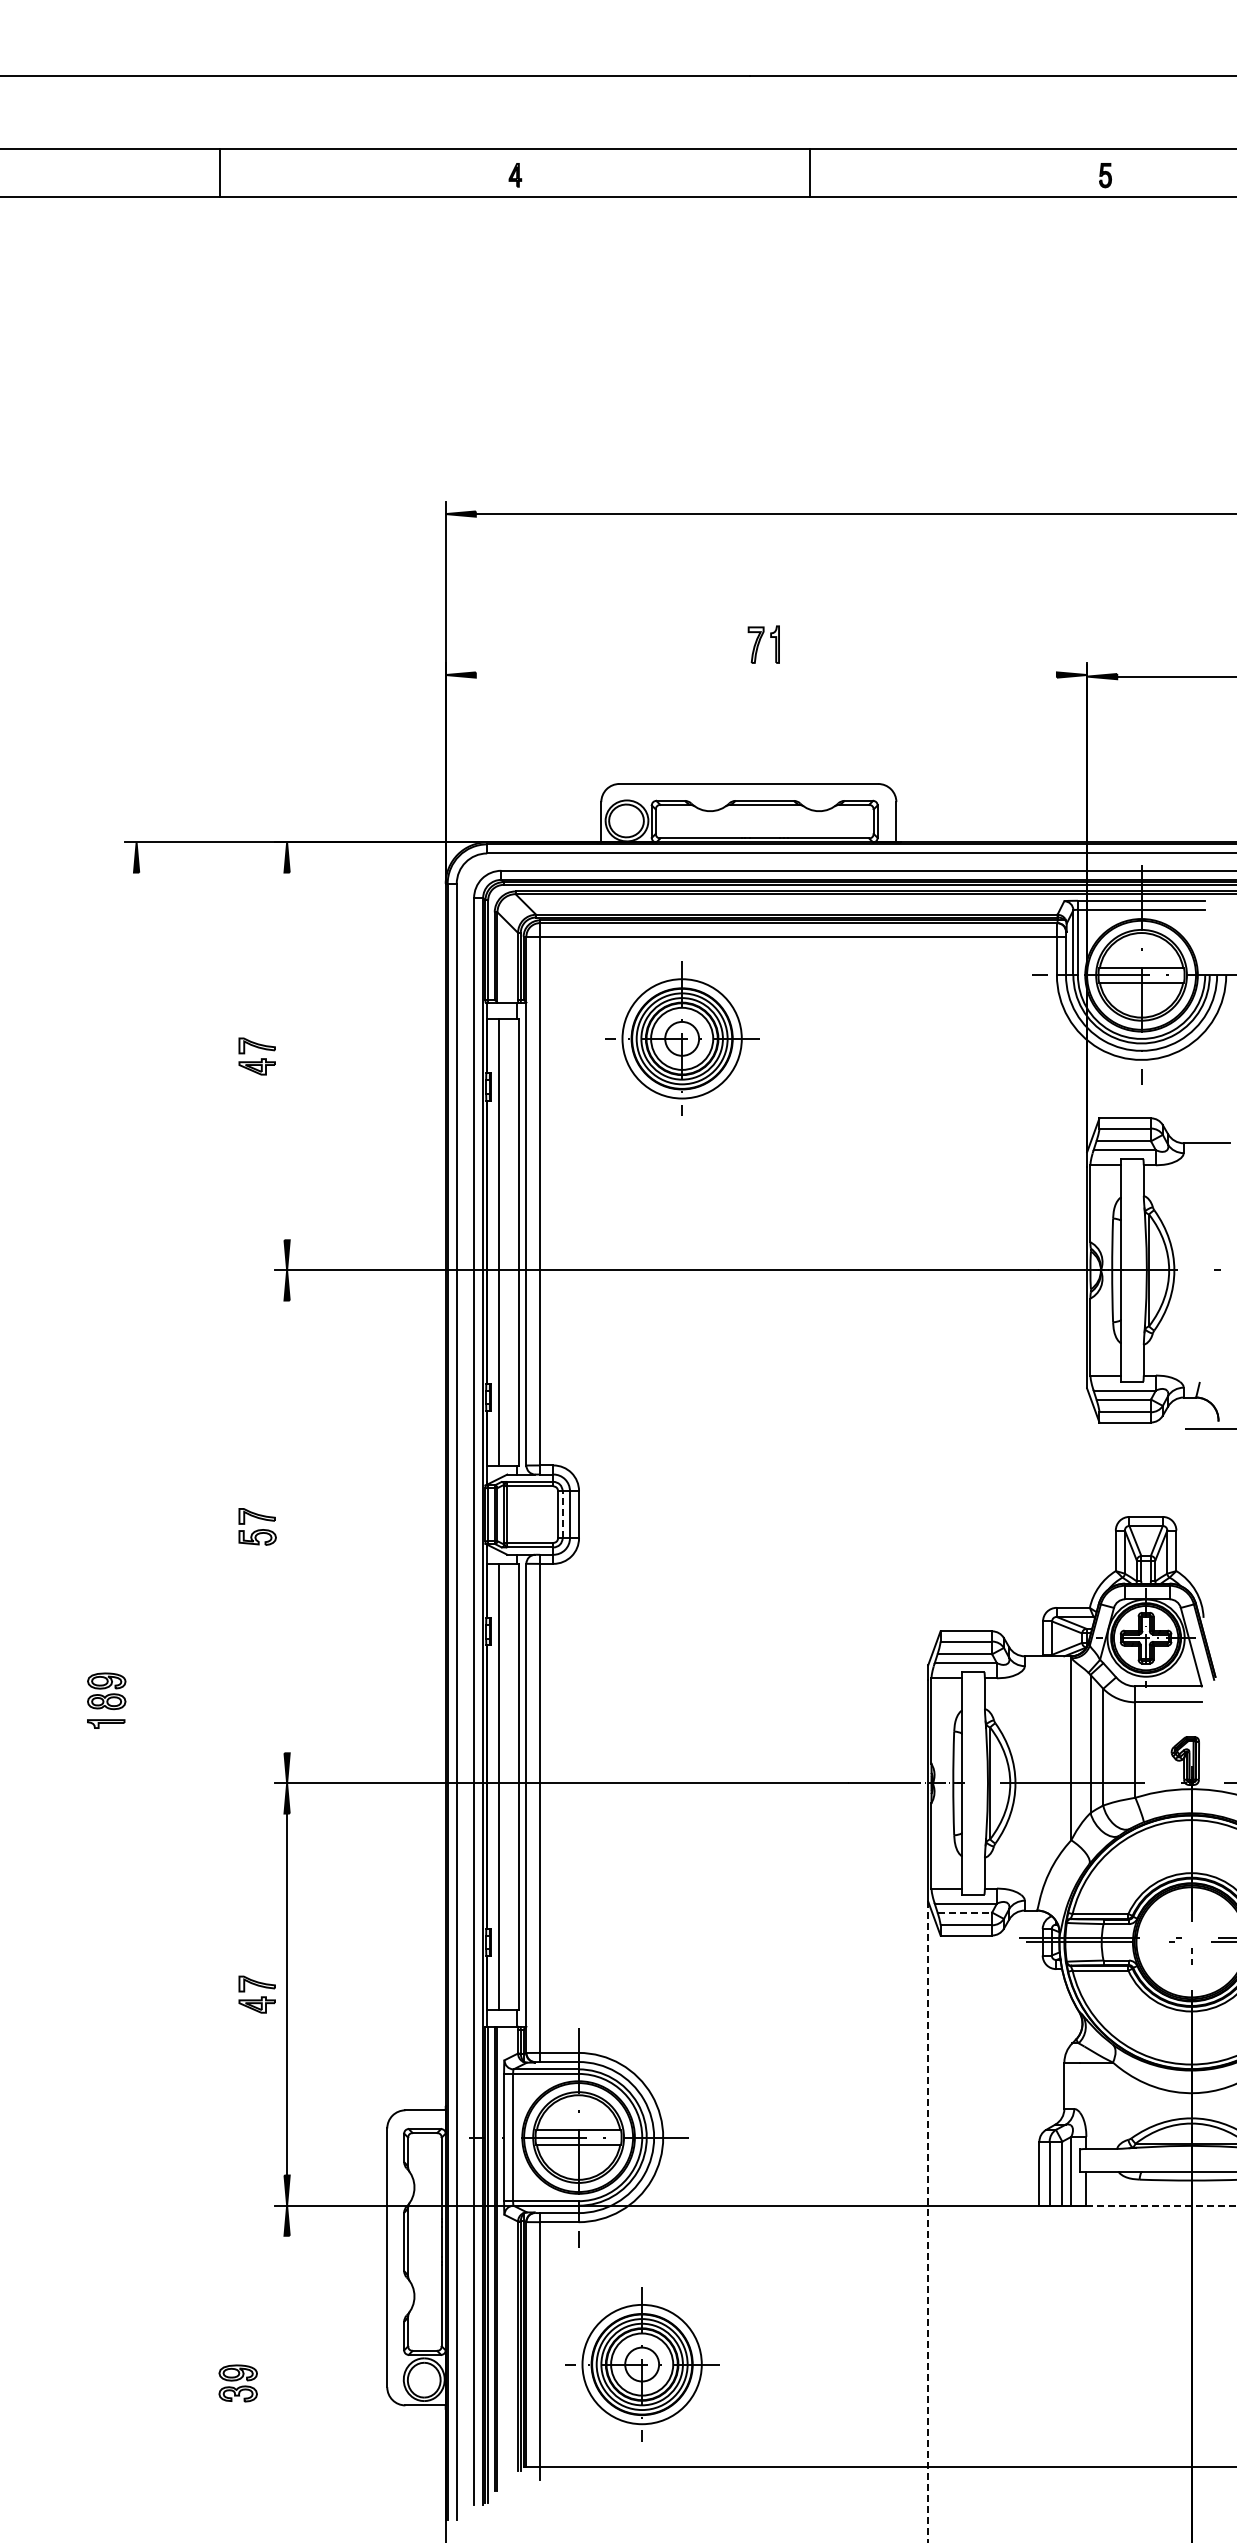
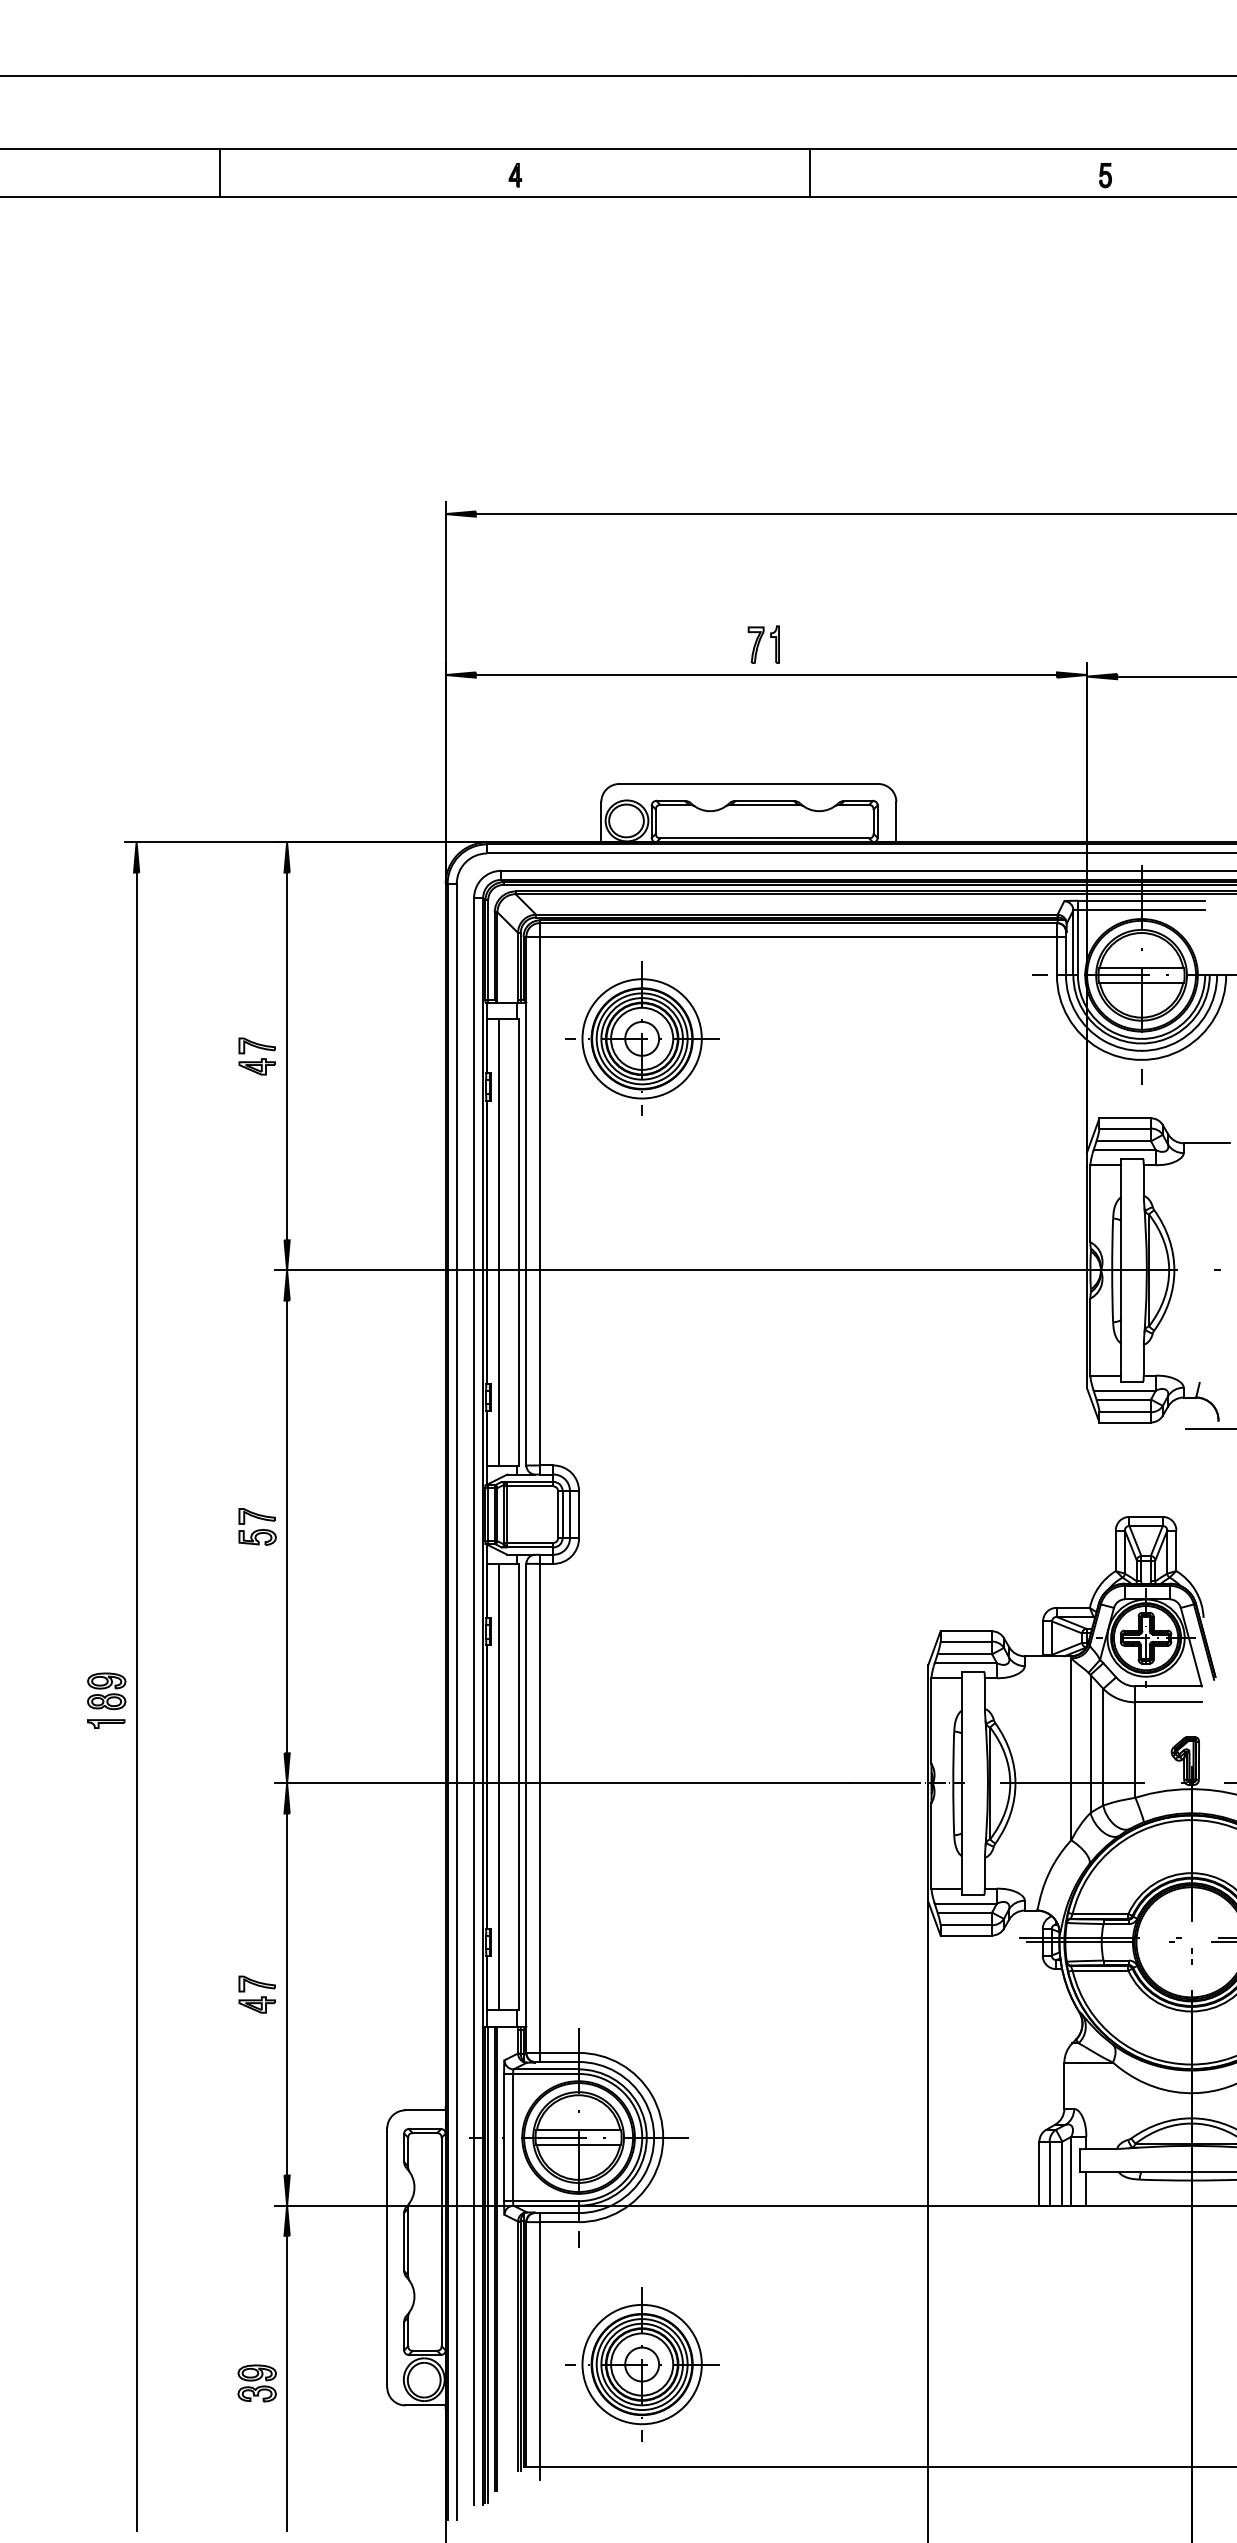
line: none -> present (765, 675)
part position: (682, 1038) -> (642, 1038) (642, 1038)
line: none -> present (287, 1056)
line: dashed -> solid (562, 1514)
line: none -> present (287, 1526)
line: none -> present (136, 1701)
line: dashed -> solid (965, 1912)
line: dashed -> solid (1162, 2205)
line: dashed -> solid (928, 2222)
line: none -> present (287, 2382)
part position: (237, 2383) -> (256, 2383) (256, 2383)
